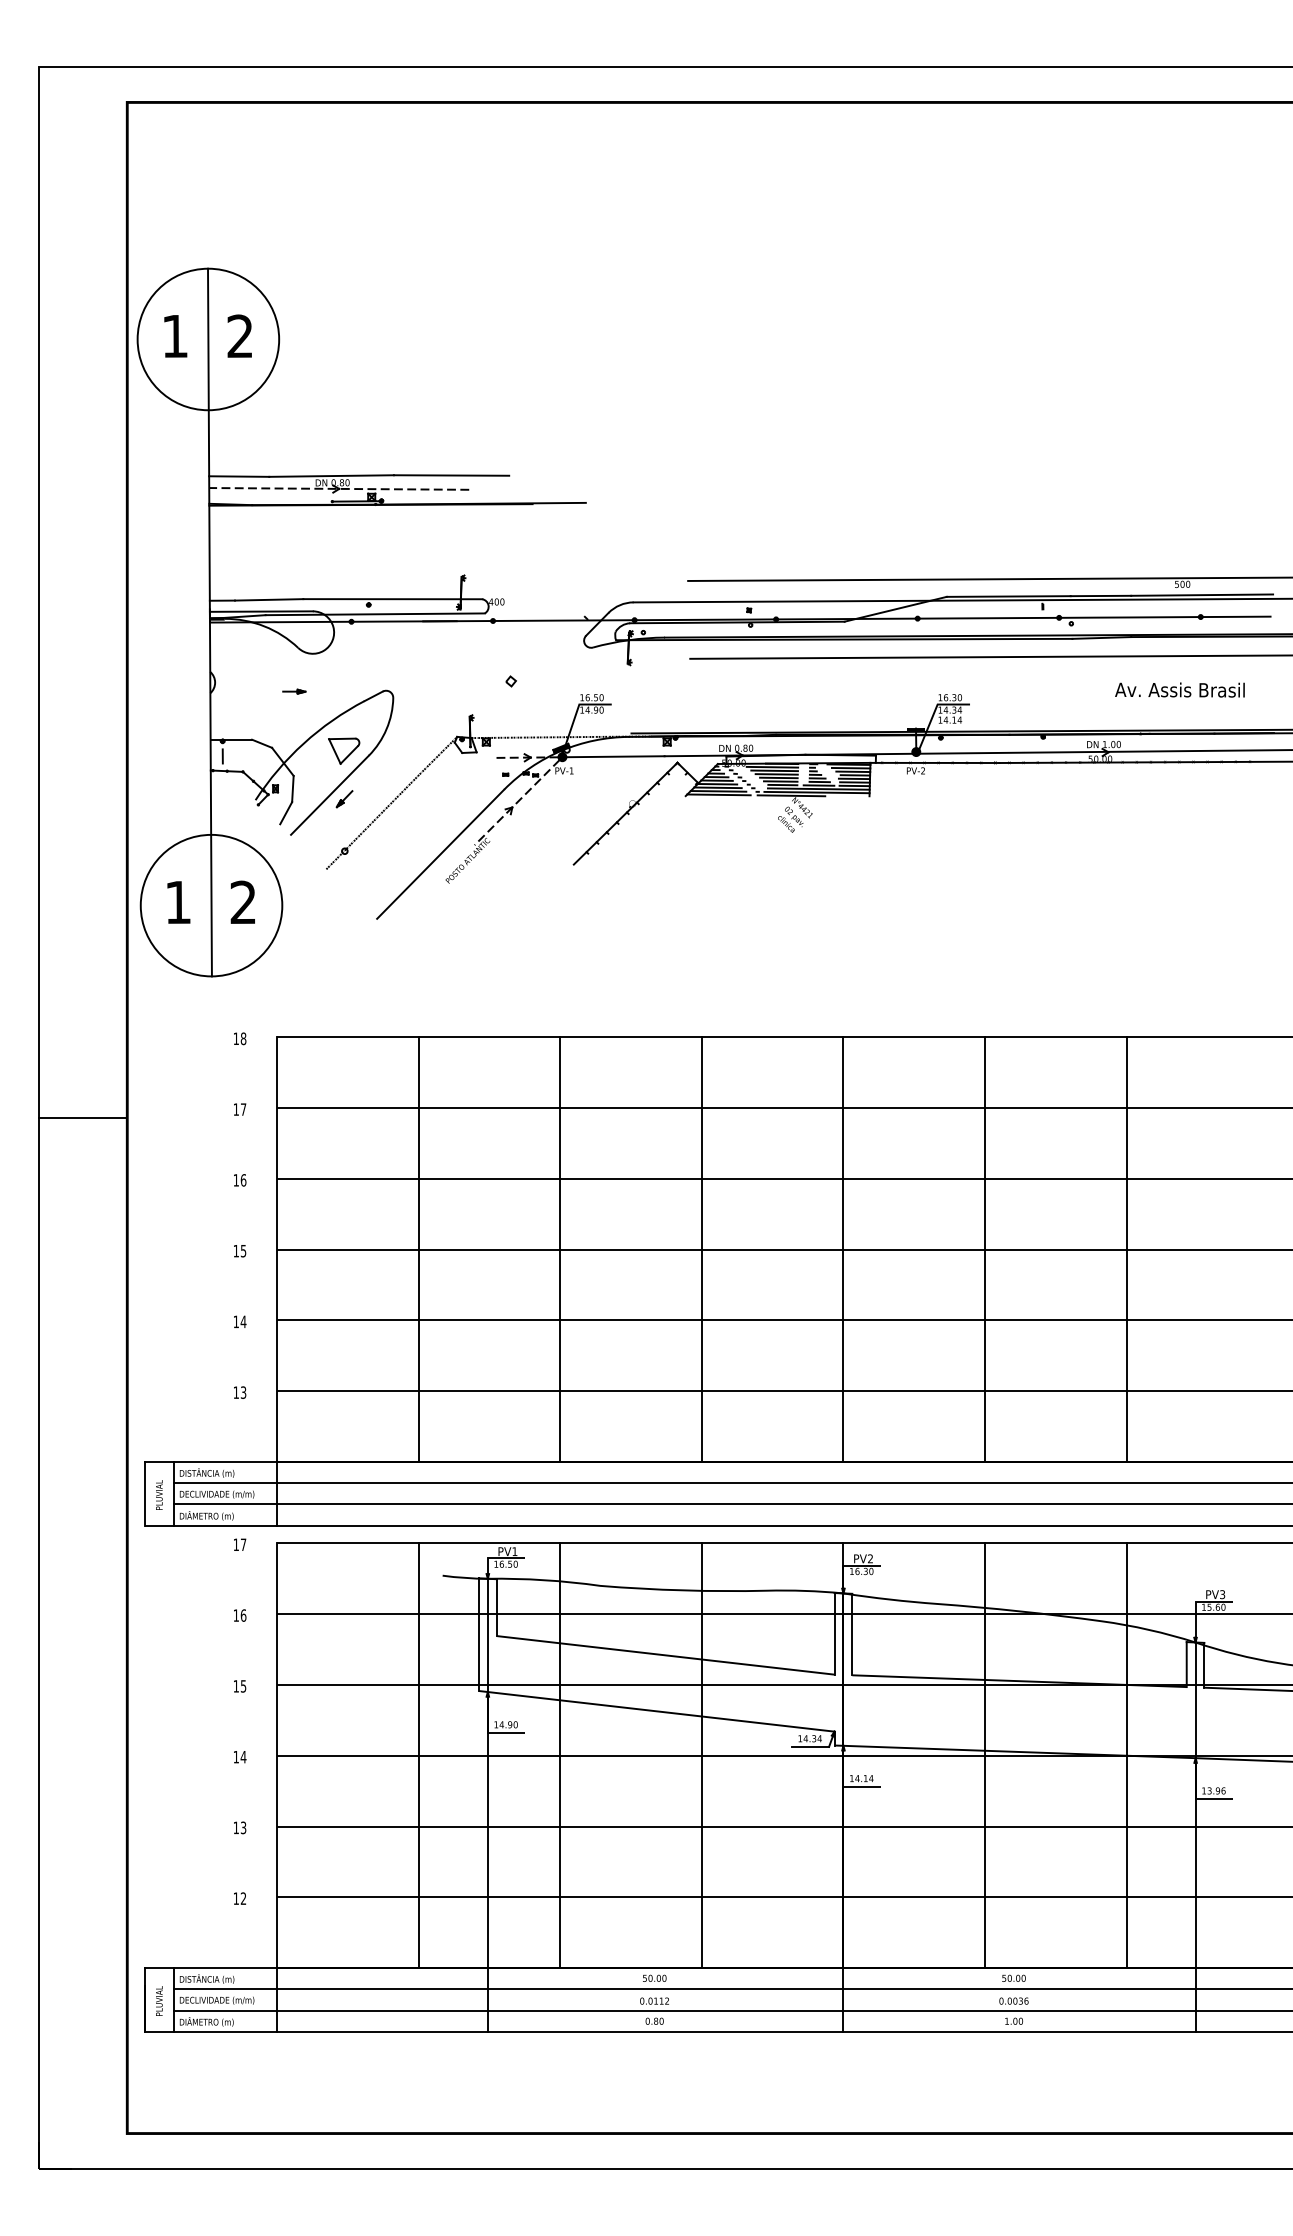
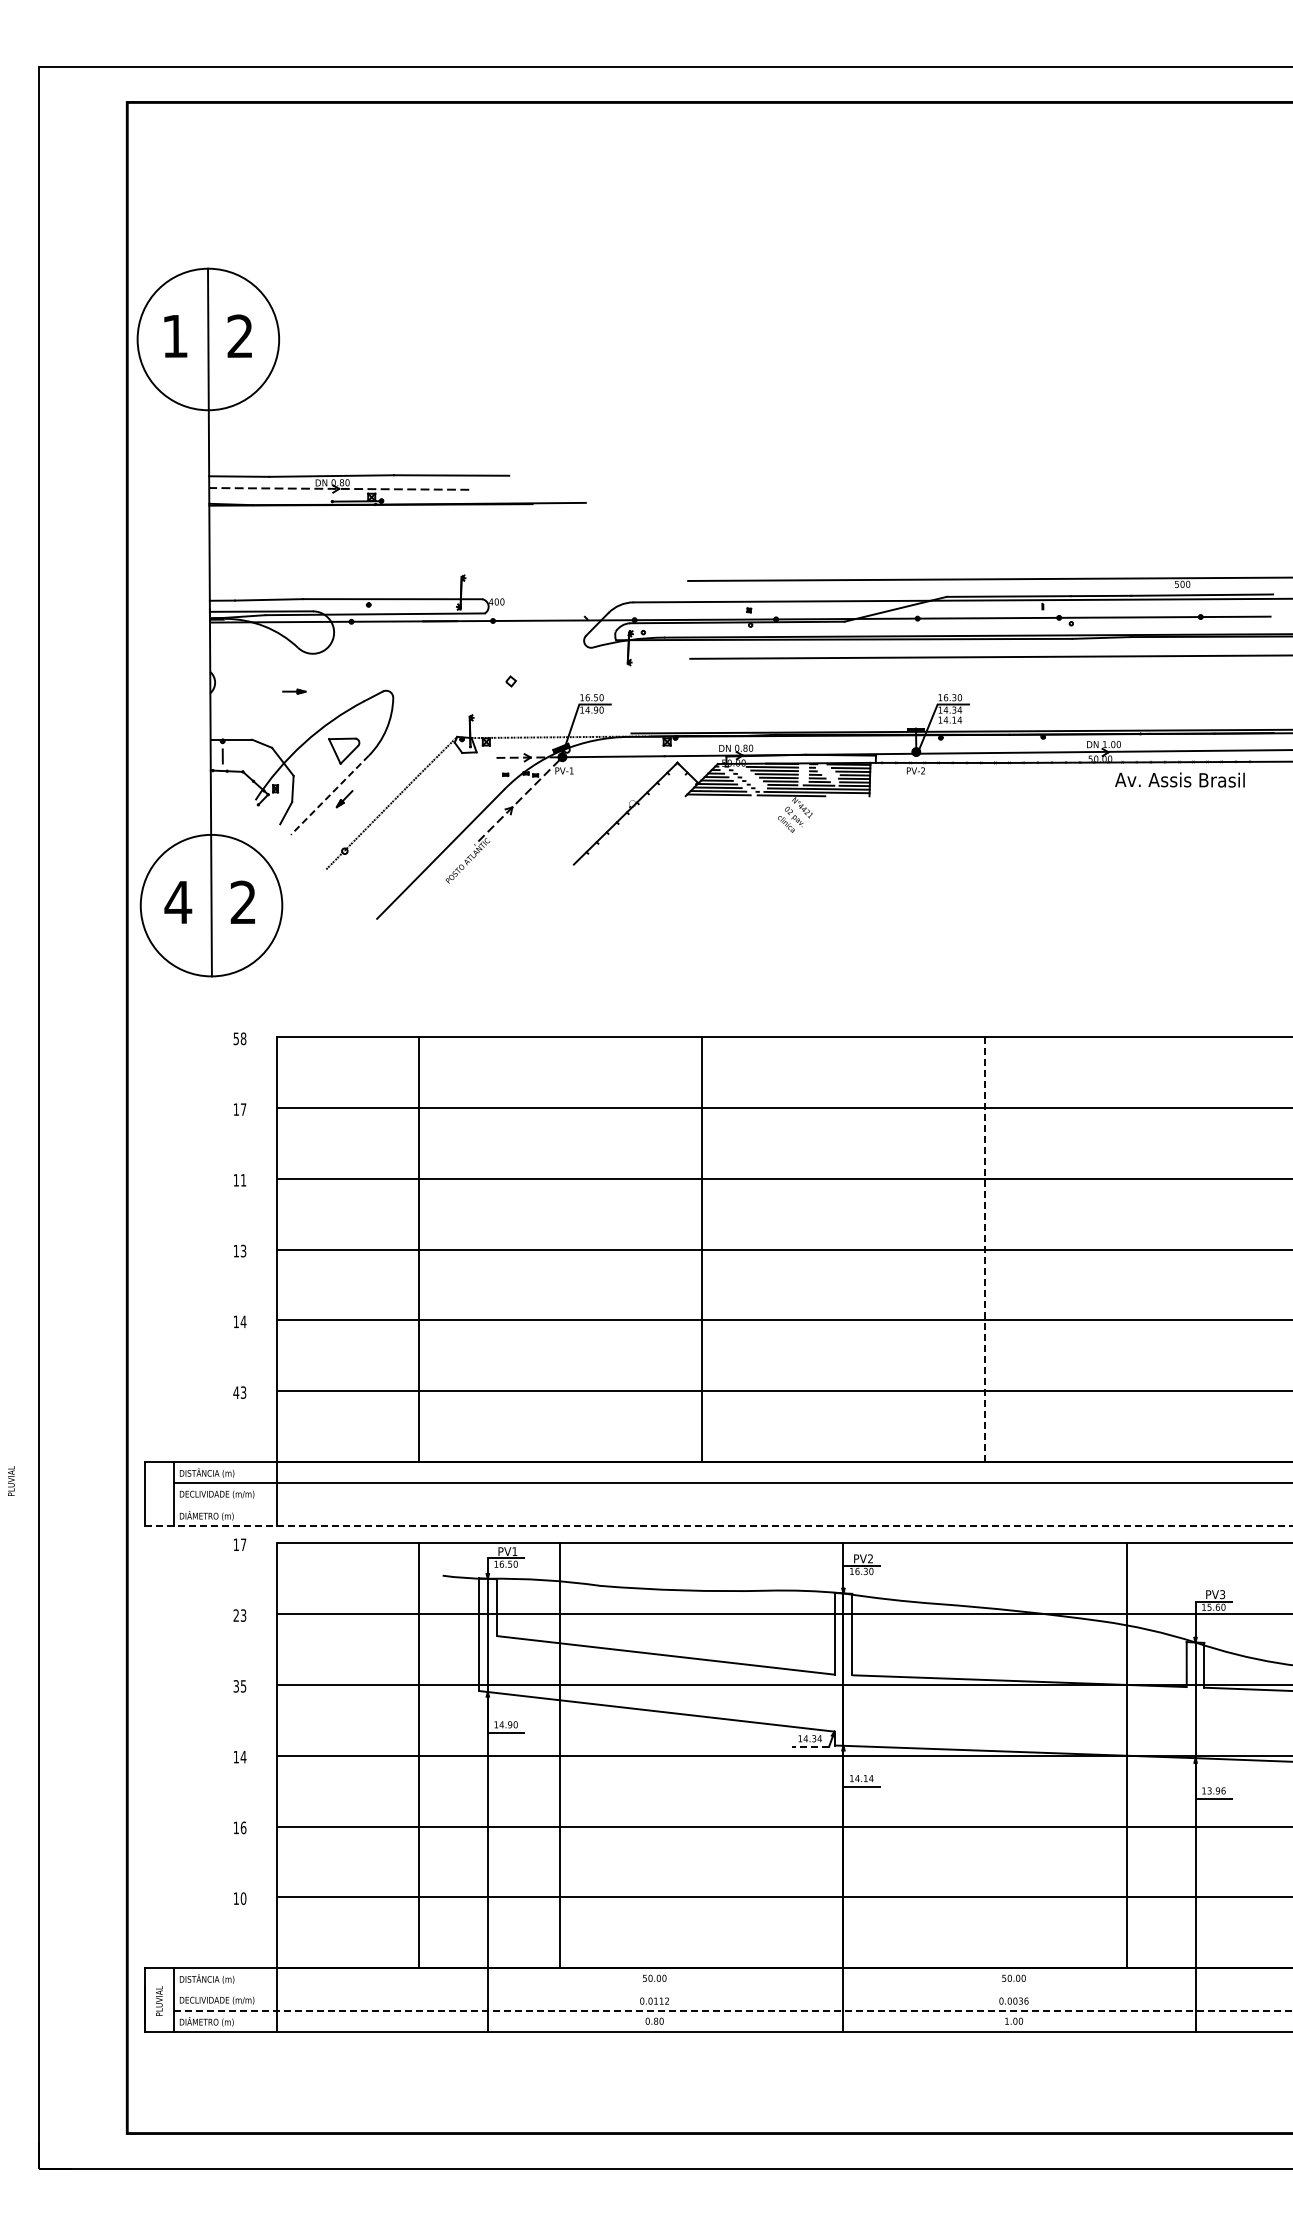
text position: (1179, 689) -> (1179, 779) (1179, 779)
line: solid -> dashed (329, 795)
text: 1 -> 4 (178, 902)
text: 18 -> 58 (235, 1038)
line: present -> none (82, 1117)
text: 16 -> 11 (243, 1180)
line: present -> none (560, 1249)
line: present -> none (843, 1249)
line: solid -> dashed (985, 1249)
line: present -> none (1126, 1249)
text: 15 -> 13 (243, 1250)
text: 13 -> 43 (236, 1392)
text position: (159, 1494) -> (11, 1480) (11, 1480)
line: present -> none (731, 1504)
line: solid -> dashed (718, 1525)
text: 16 -> 23 (239, 1615)
text: 15 -> 35 (235, 1686)
line: solid -> dashed (810, 1746)
line: present -> none (701, 1755)
line: present -> none (985, 1755)
text: 13 -> 16 (243, 1827)
text: 12 -> 10 (243, 1898)
line: present -> none (731, 1989)
line: solid -> dashed (733, 2010)
